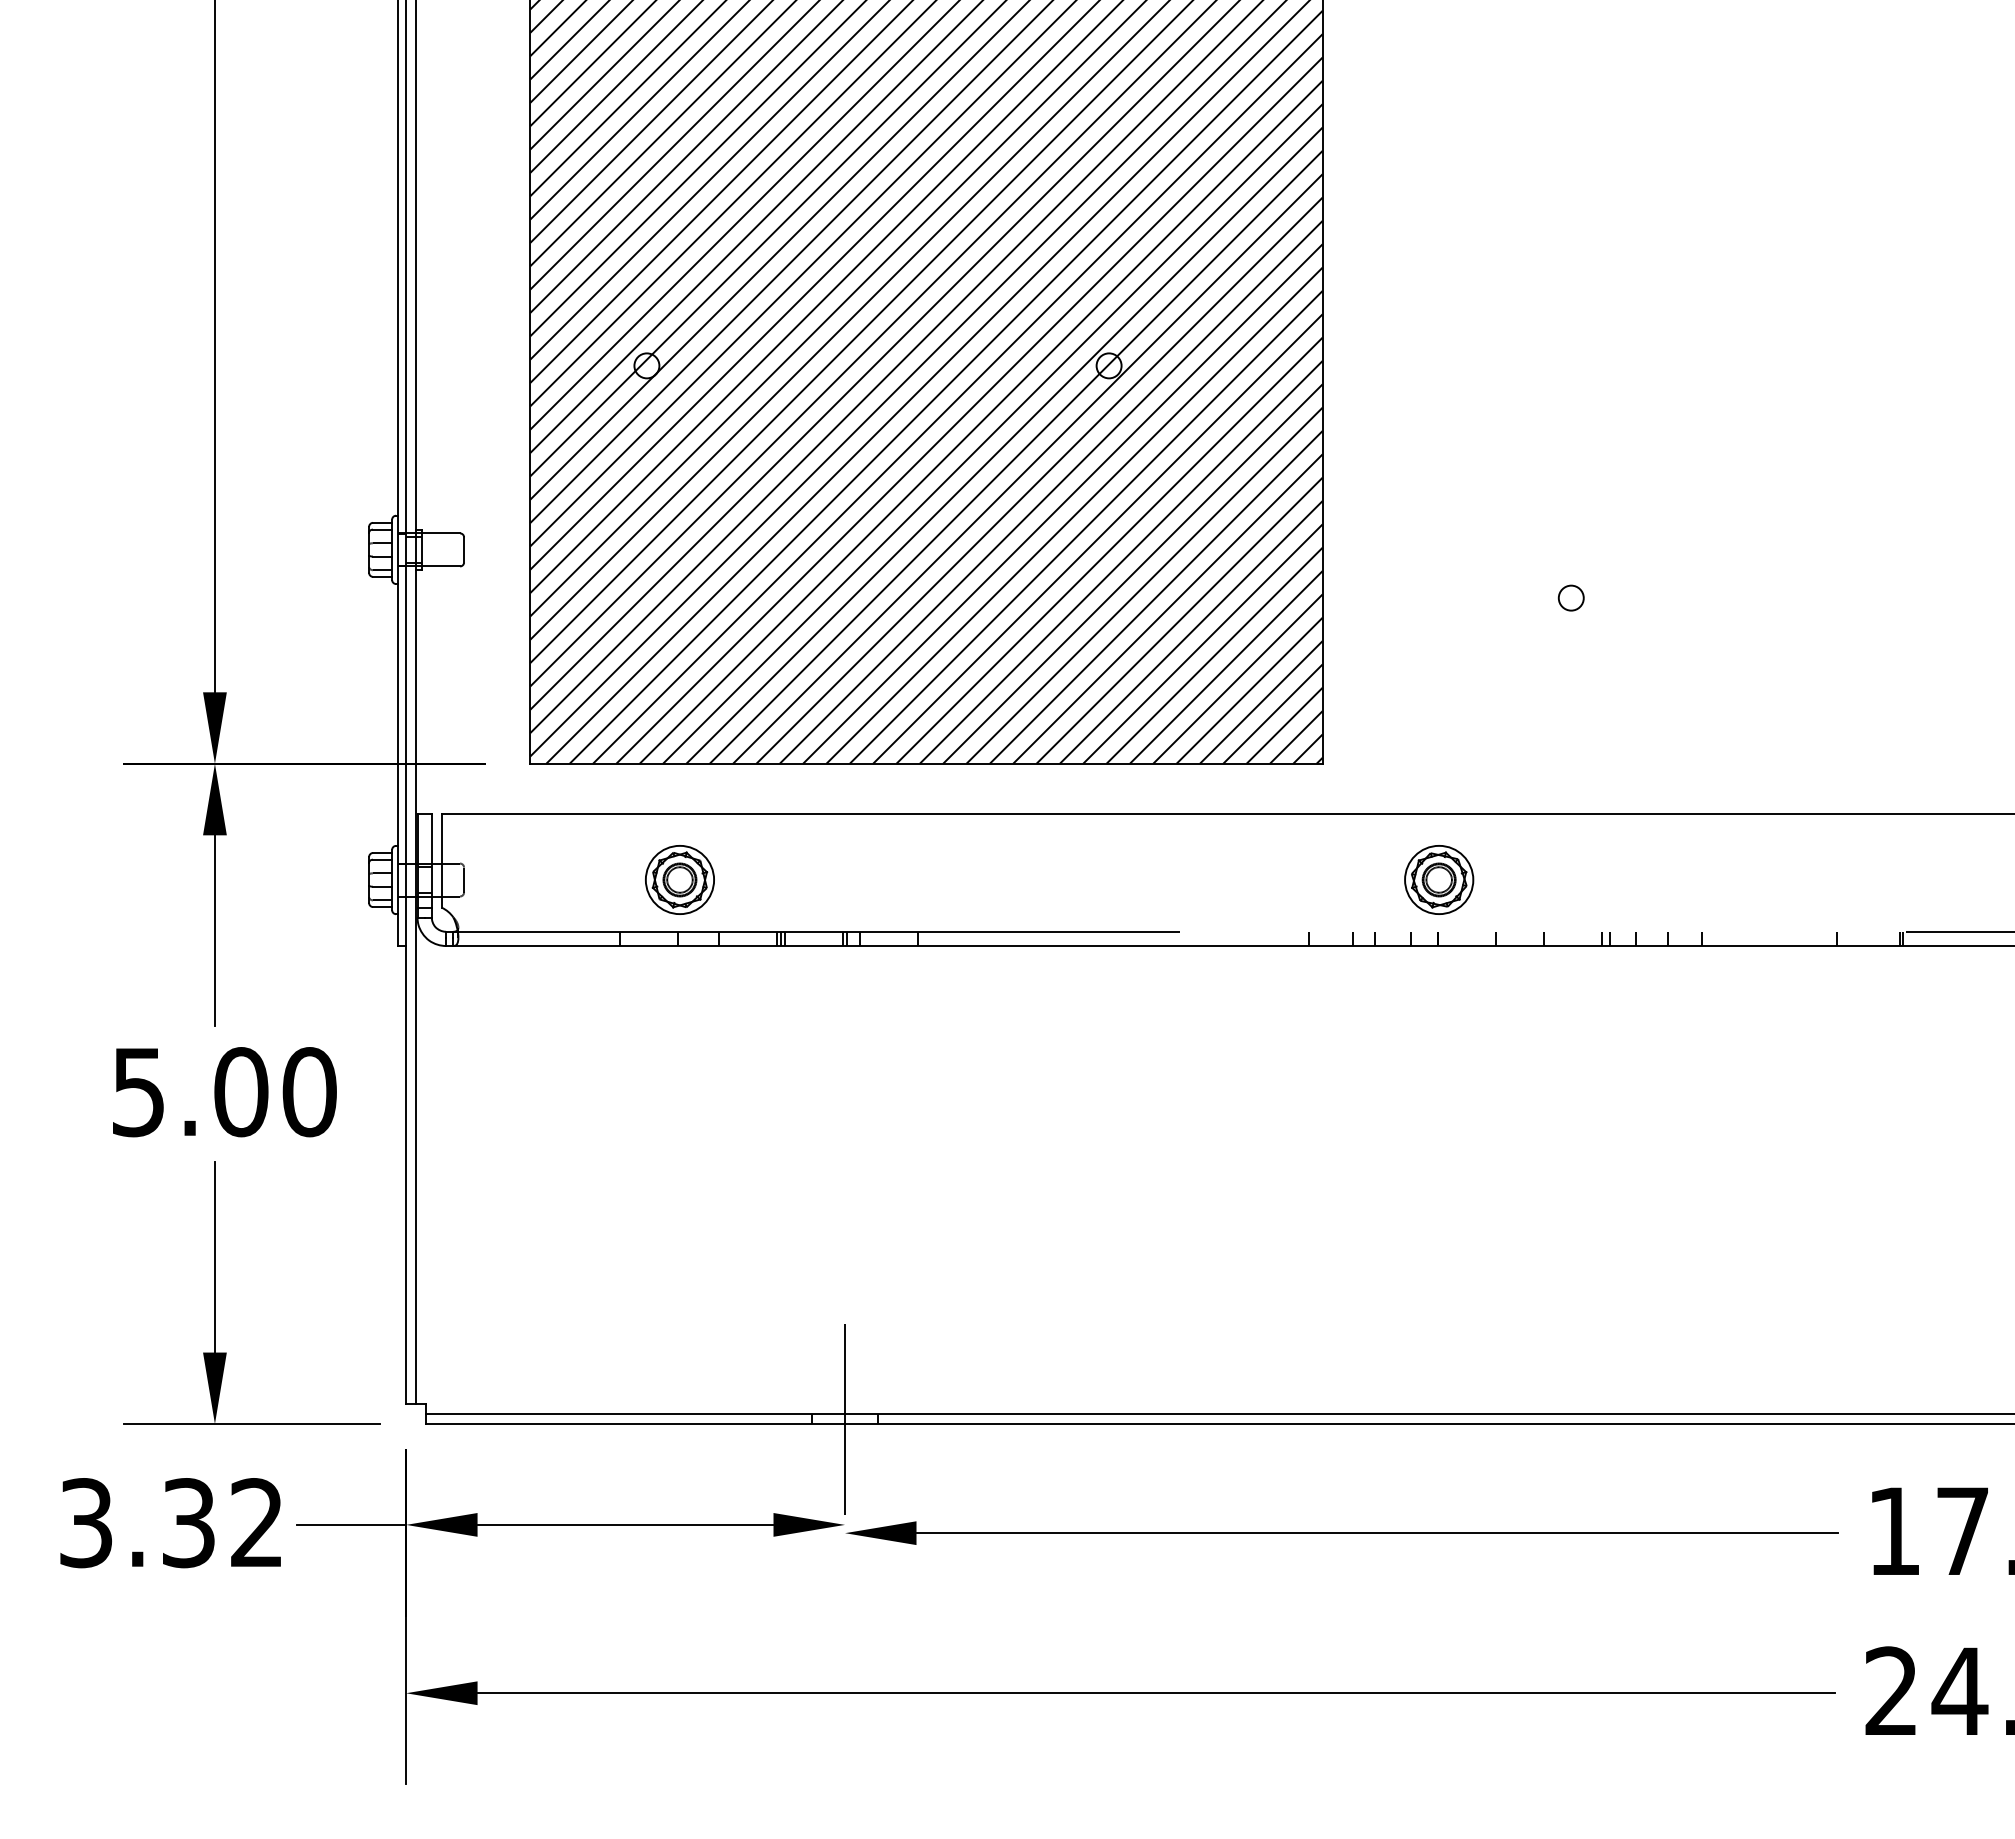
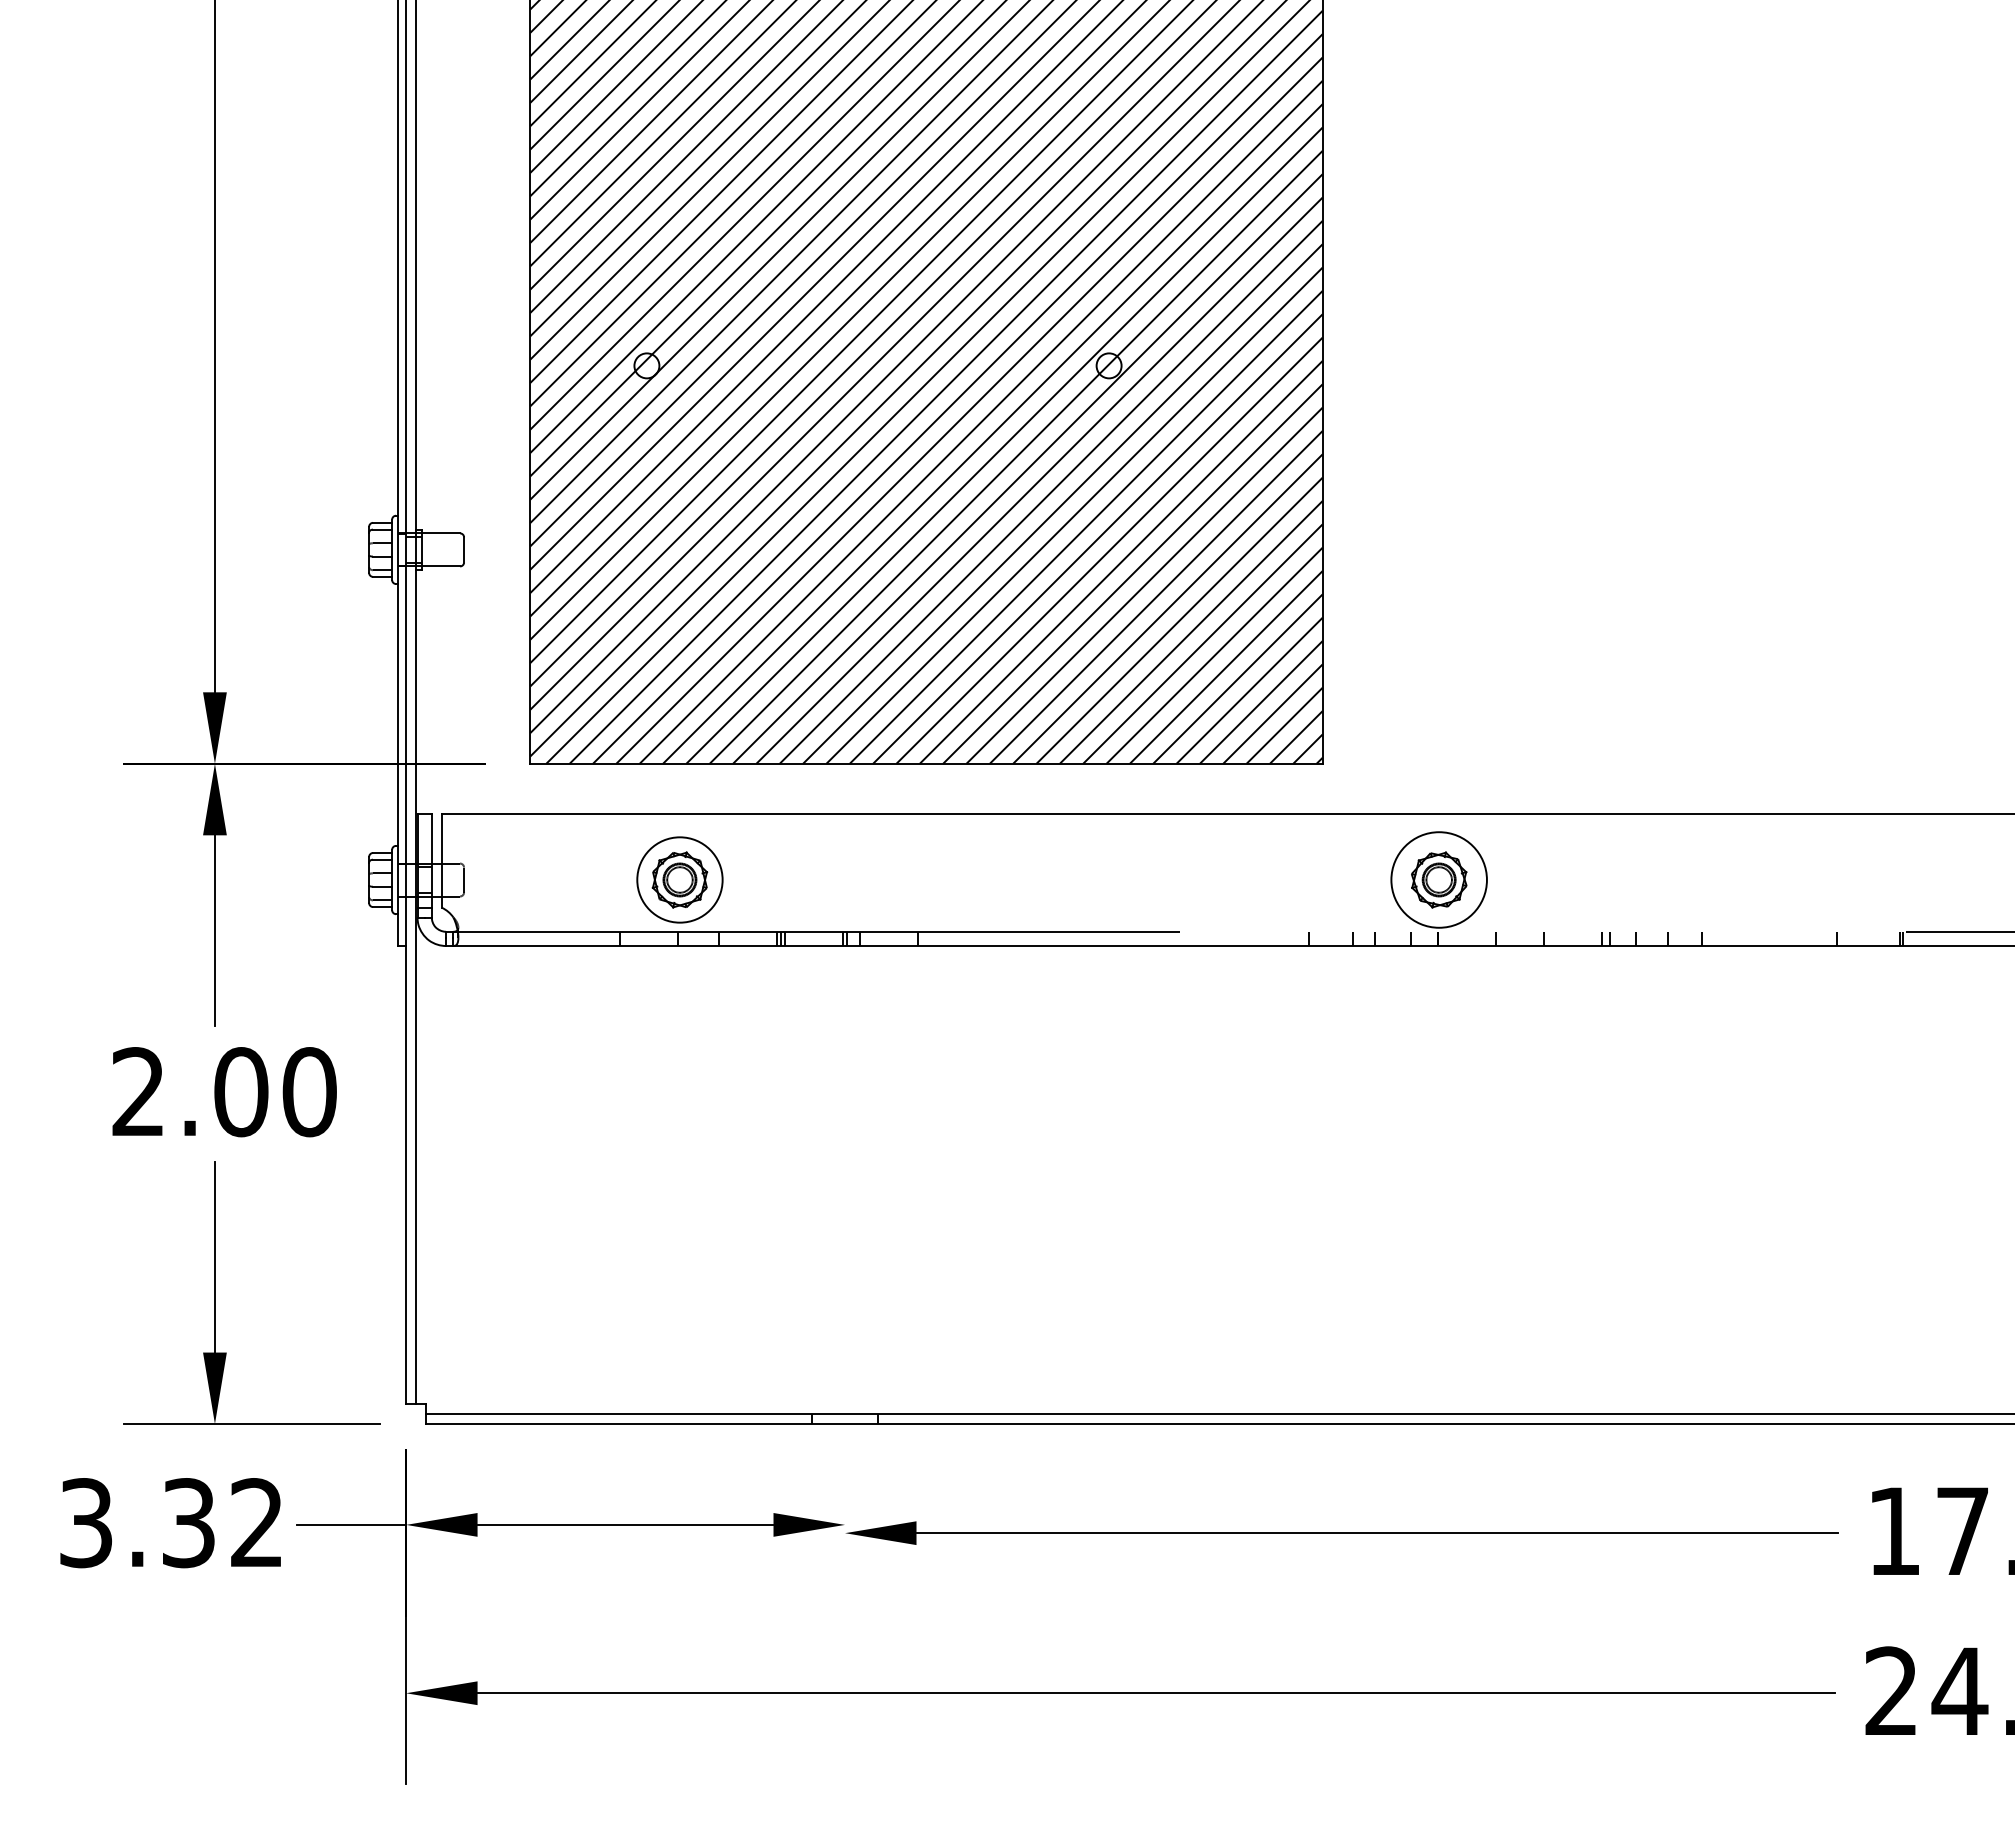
circle: present -> none (1570, 597)
circle diameter: 68 px -> 85 px (679, 879)
circle diameter: 68 px -> 96 px (1438, 879)
text: 5.00 -> 2.00 (137, 1092)
line: present -> none (845, 1418)
